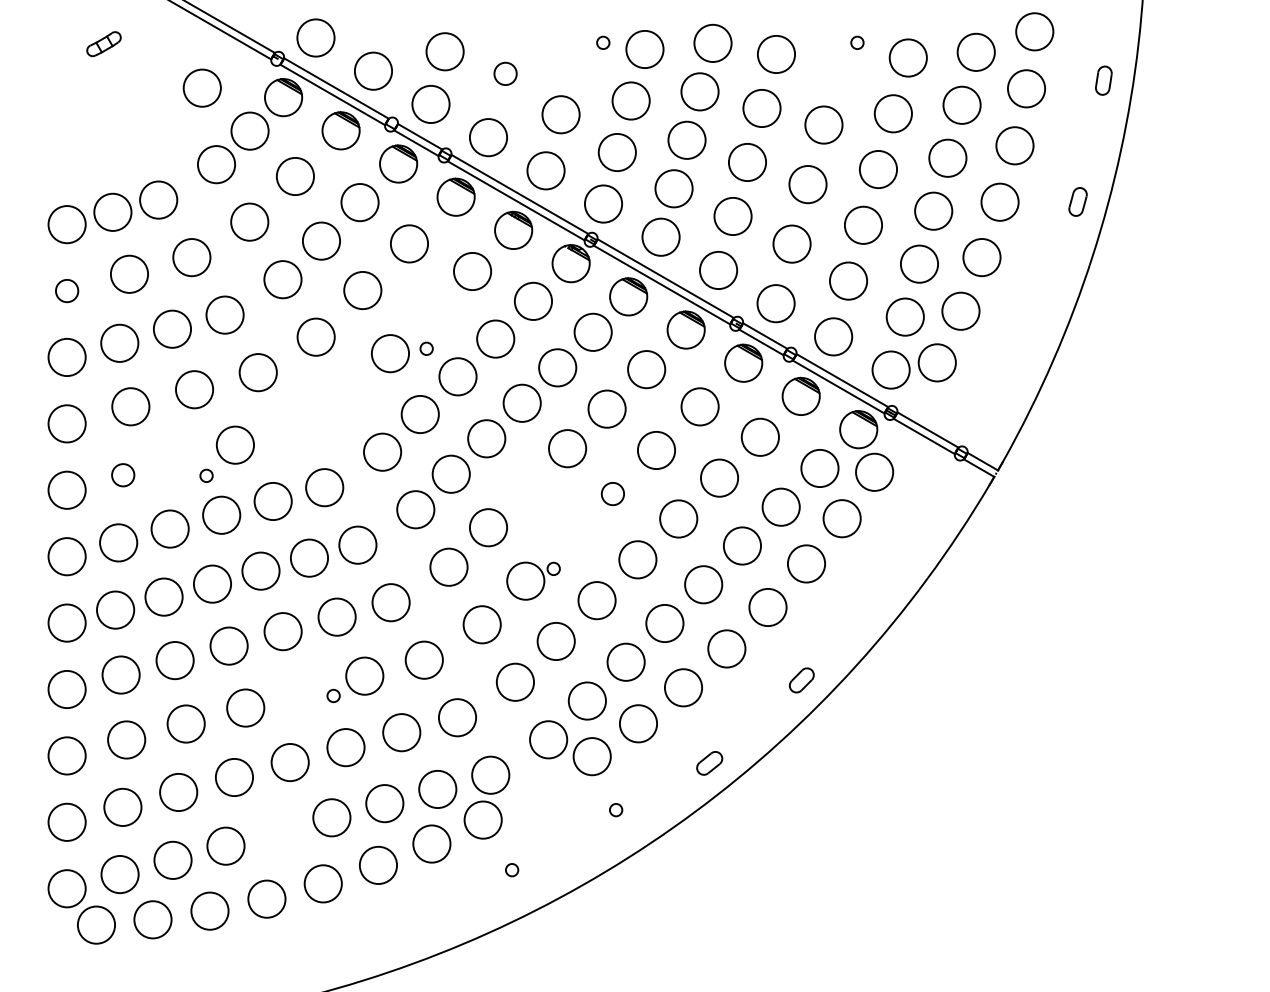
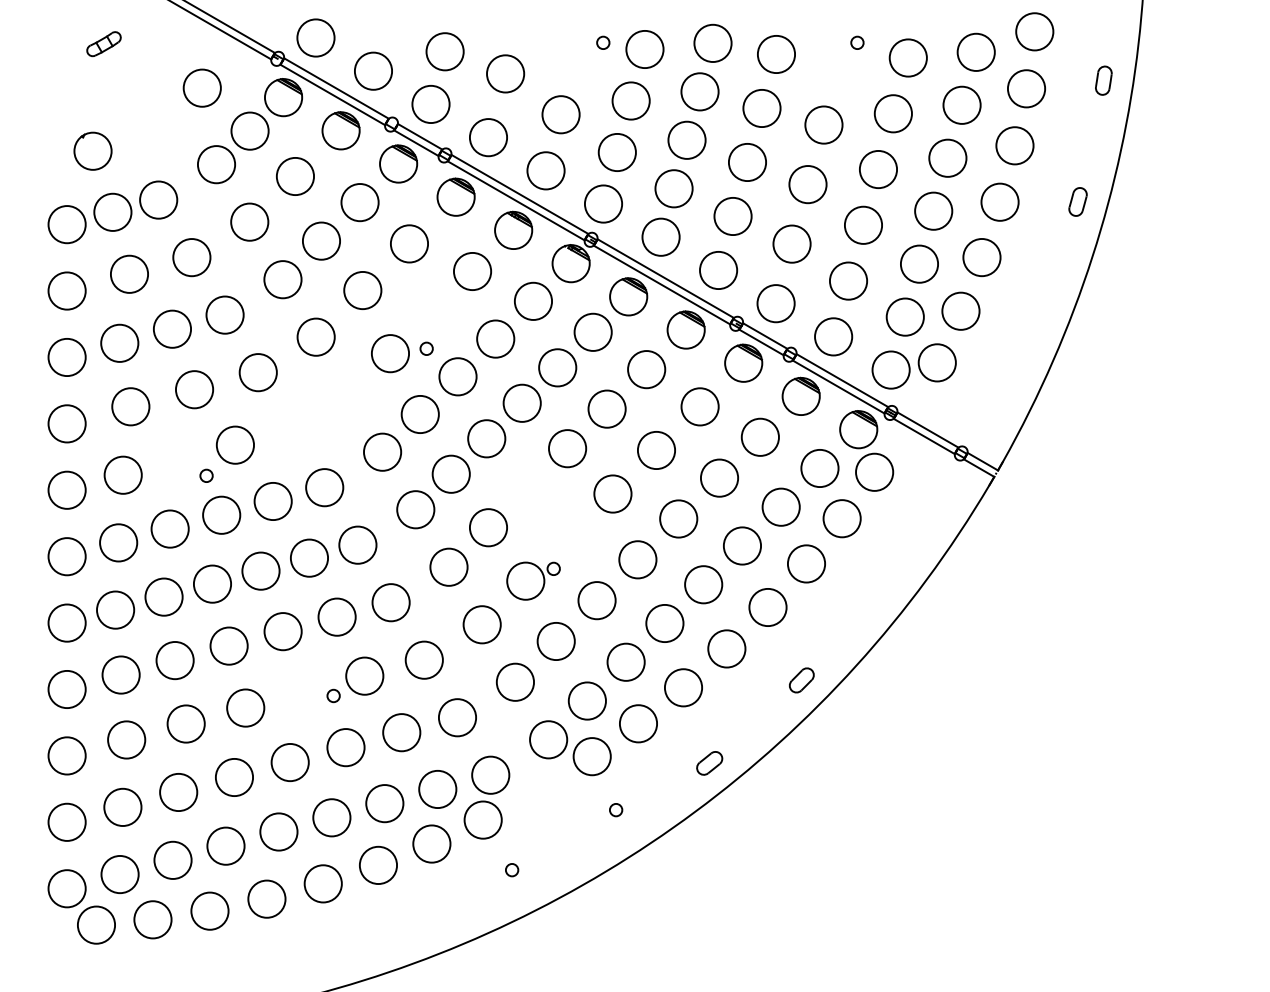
circle diameter: 22 px -> 37 px (505, 73)
circle: none -> present (92, 150)
circle diameter: 22 px -> 37 px (66, 290)
circle diameter: 22 px -> 37 px (122, 474)
circle diameter: 22 px -> 37 px (612, 493)
circle: none -> present (278, 831)
